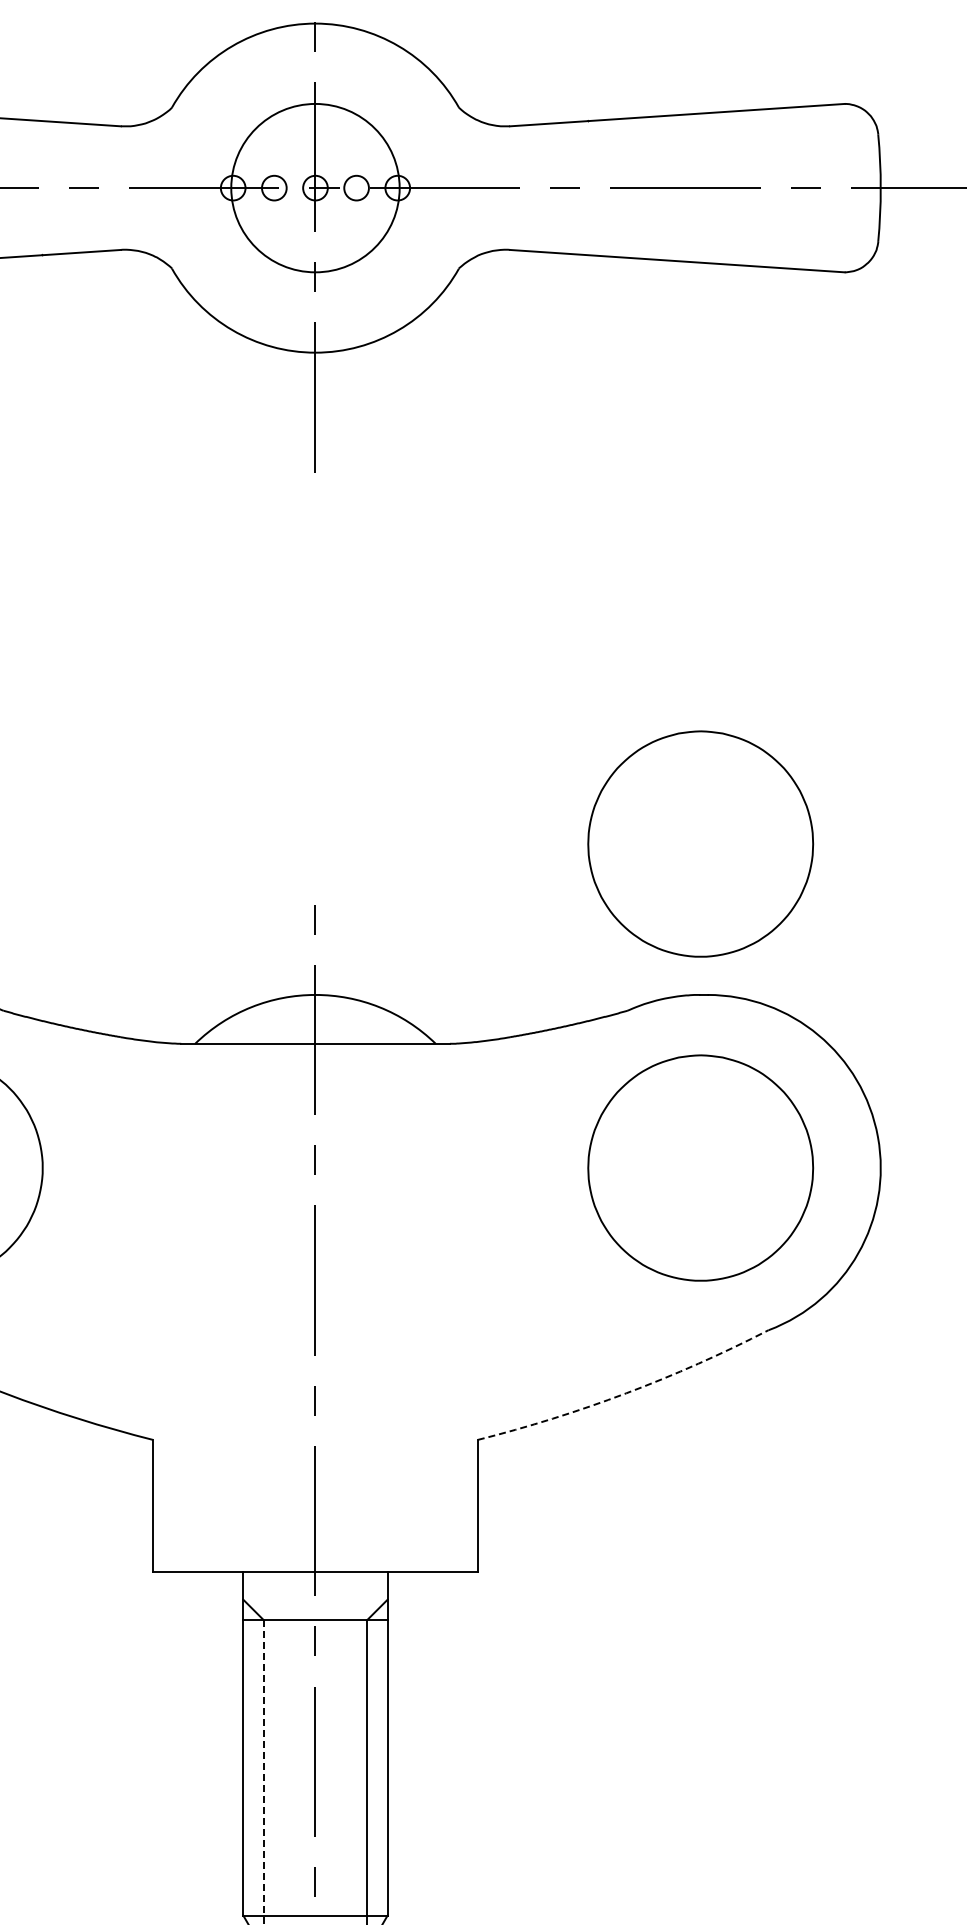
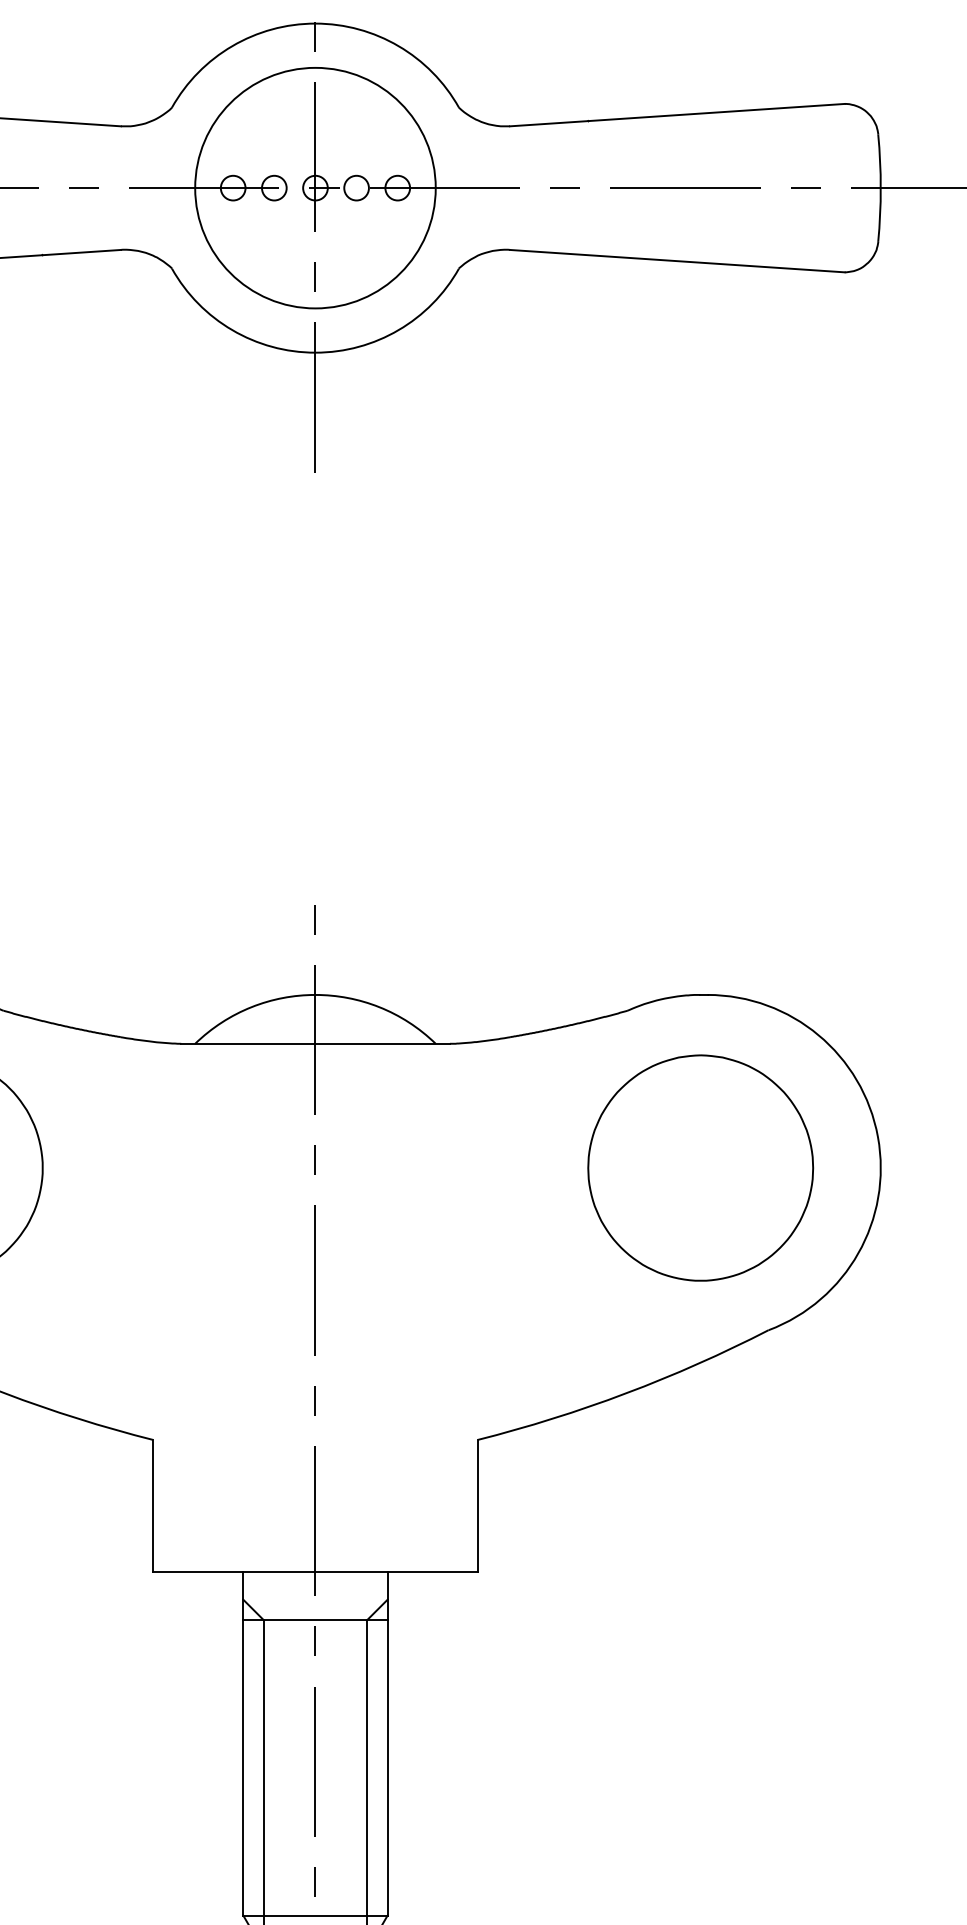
circle diameter: 168 px -> 241 px (315, 187)
part: present -> none (700, 843)
arc: dashed -> solid (626, 1393)
line: dashed -> solid (264, 1772)
